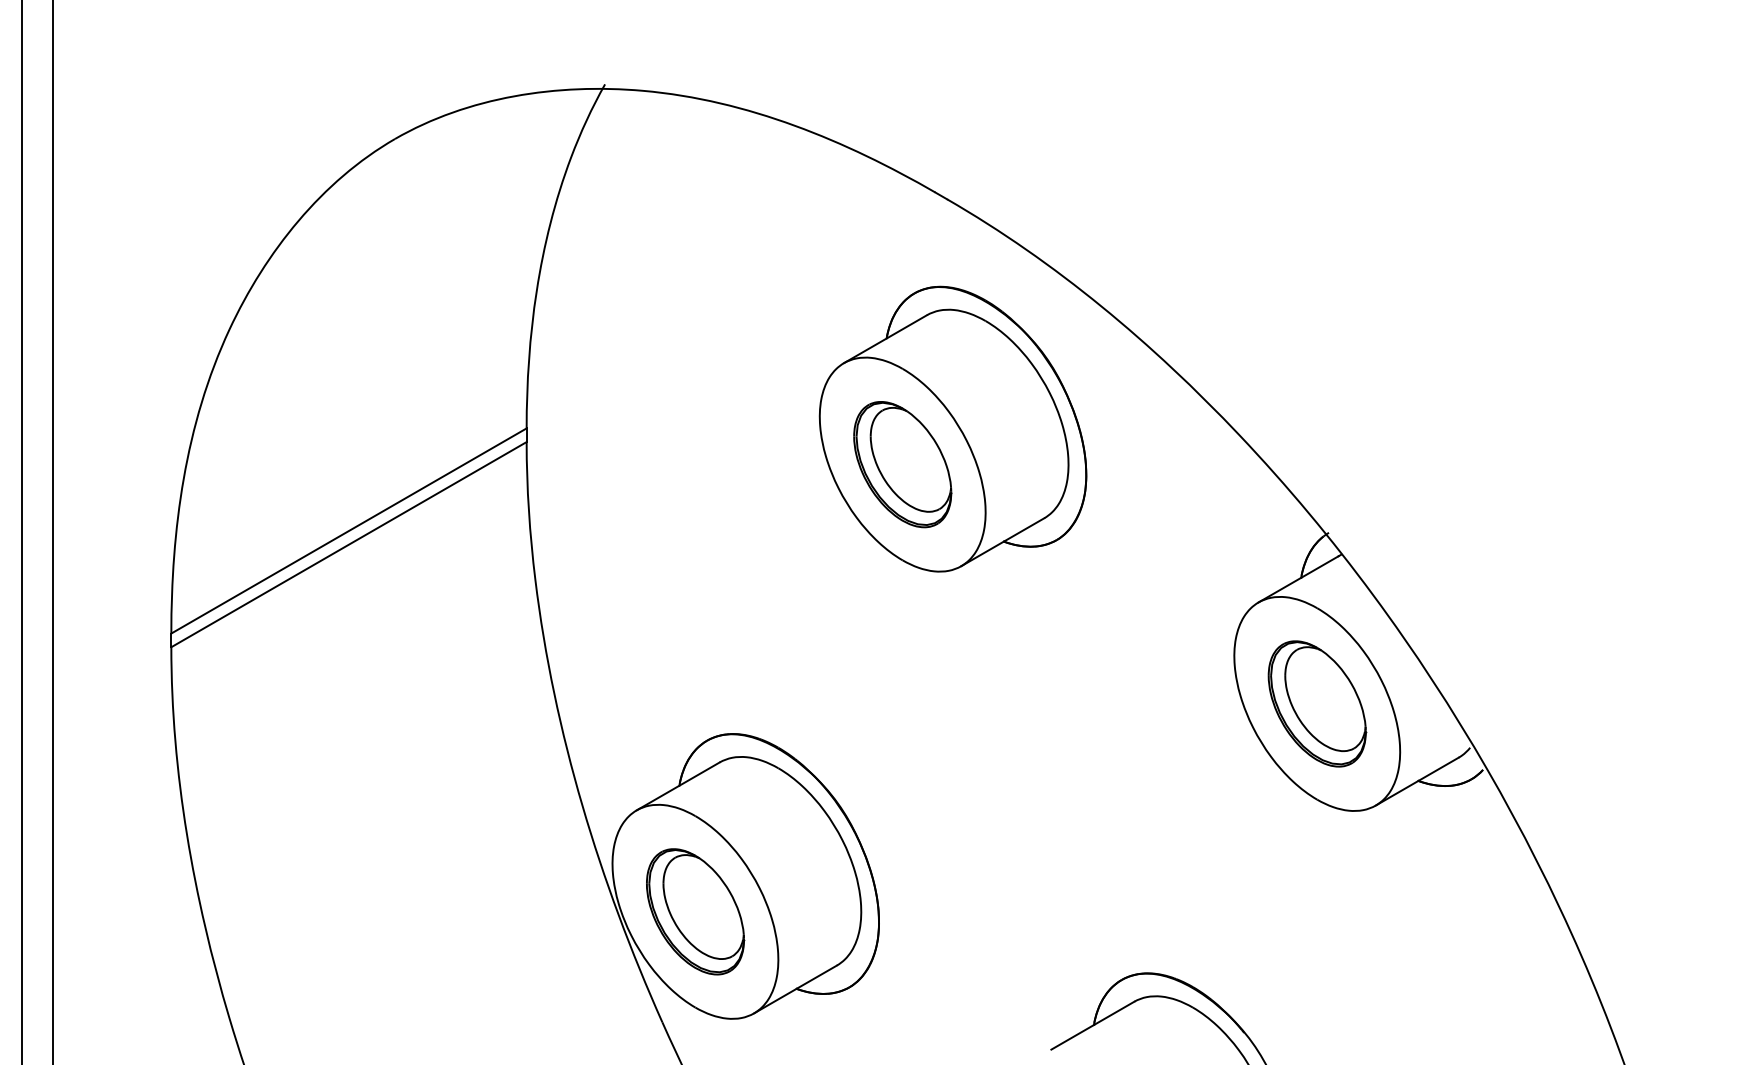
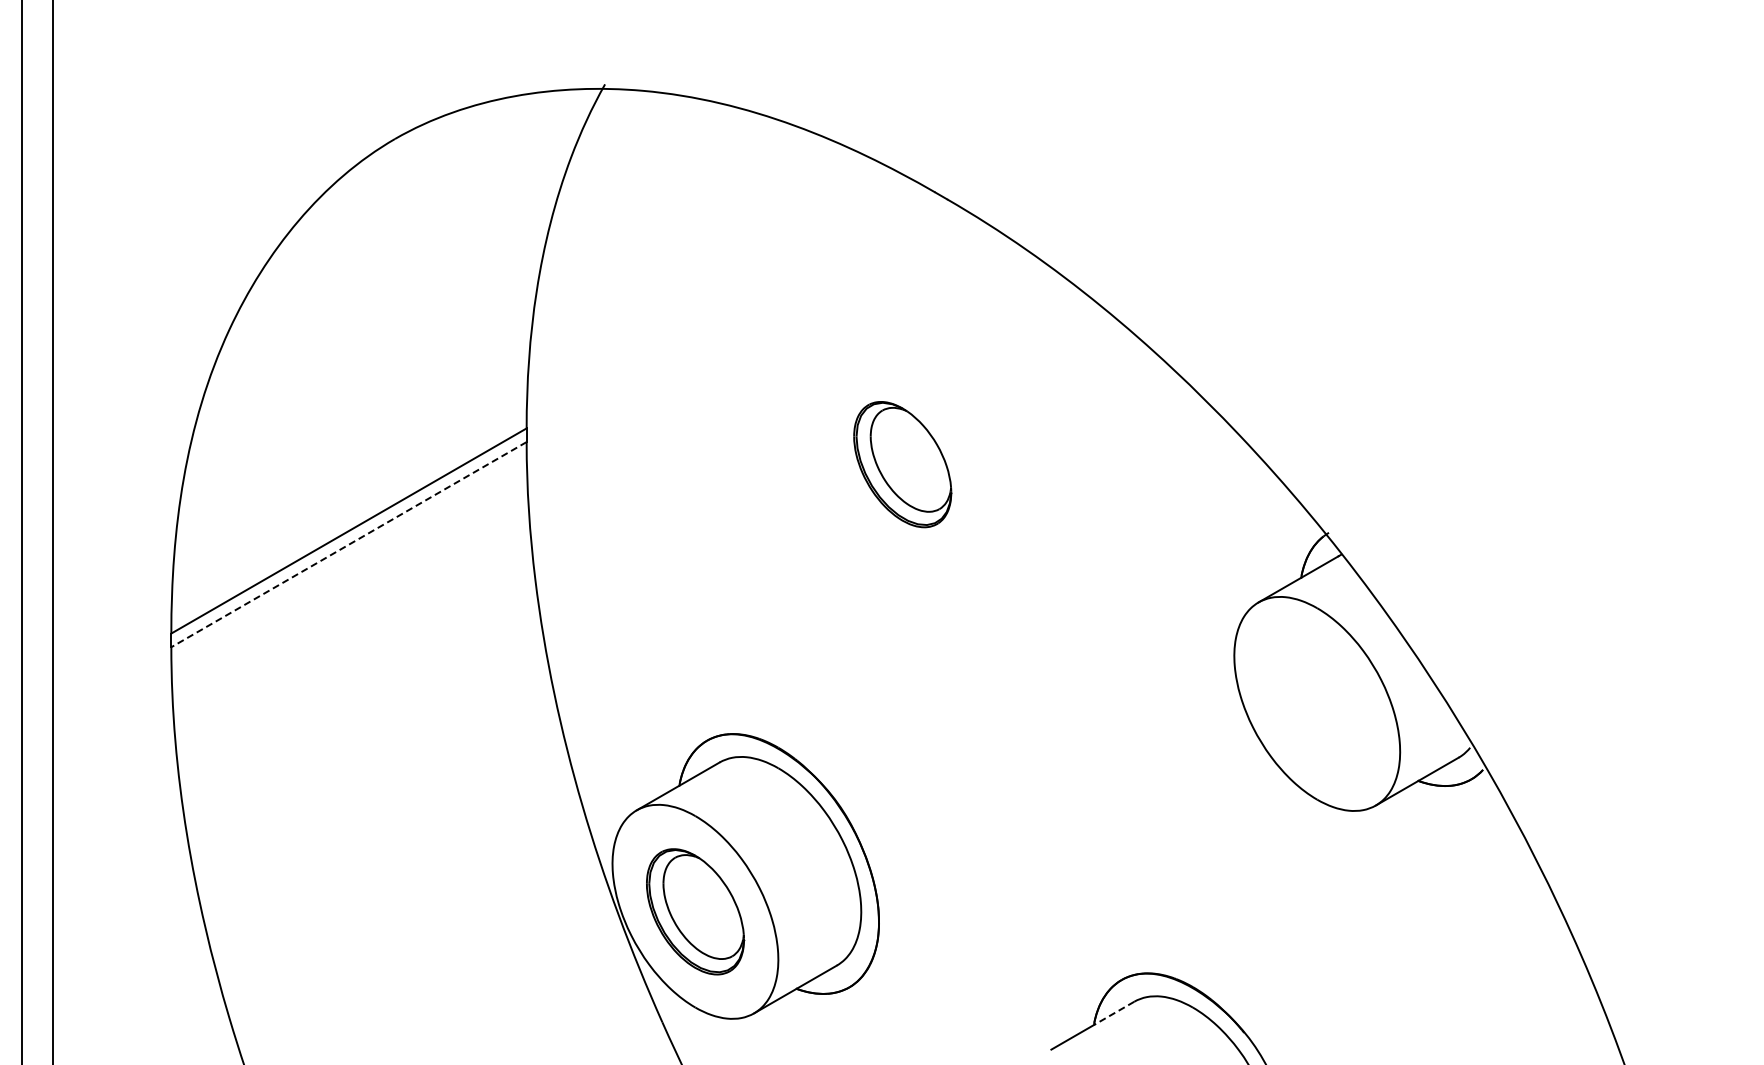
part: present -> none (952, 428)
line: solid -> dashed (348, 544)
part: present -> none (1317, 703)
line: solid -> dashed (1113, 1013)
